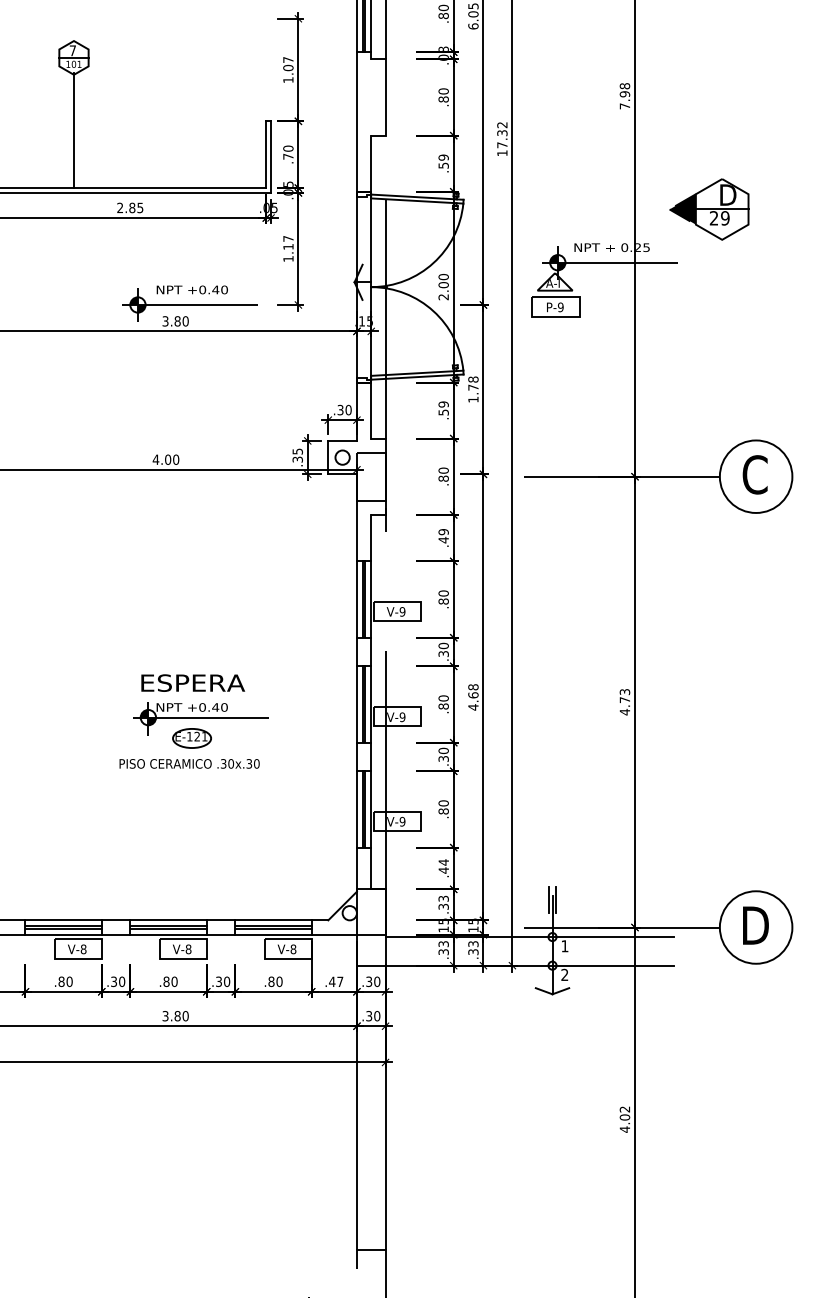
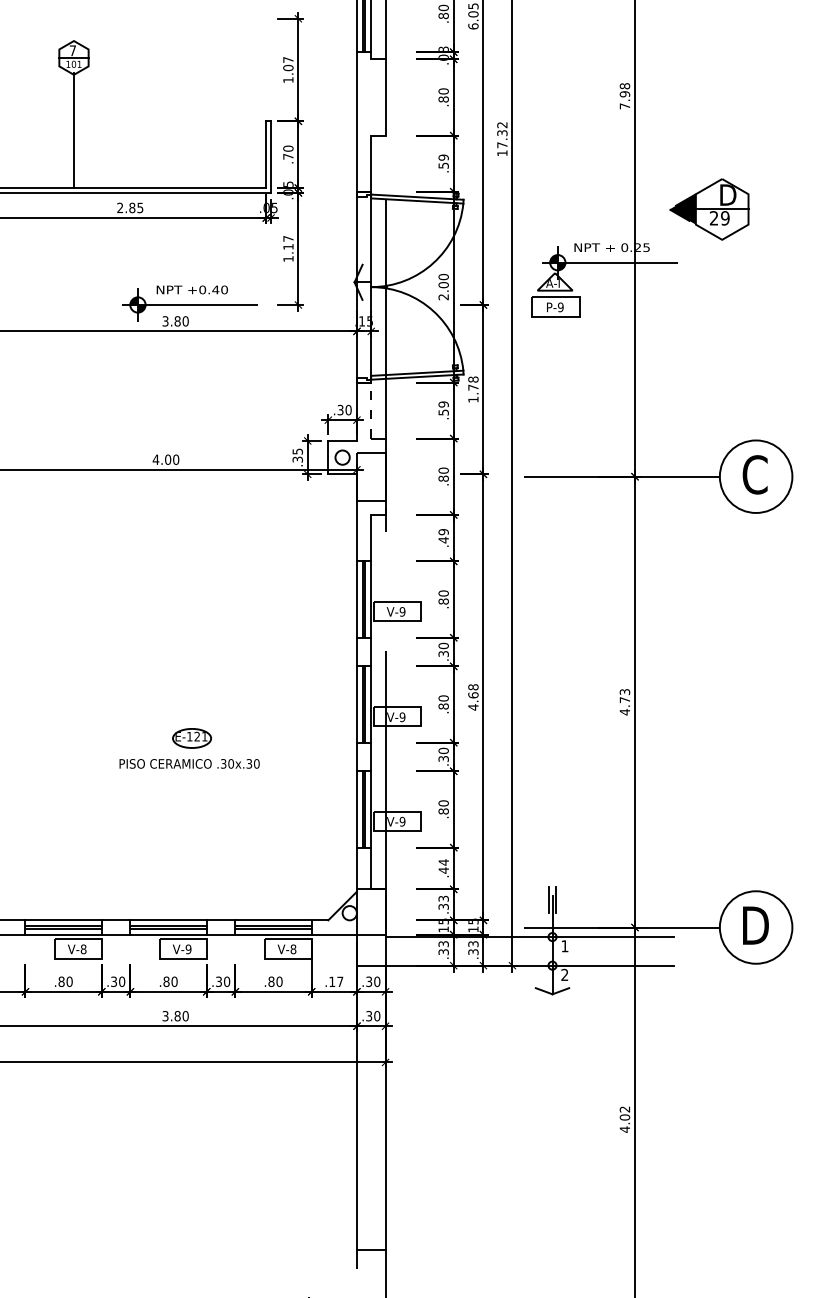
line: solid -> dashed (371, 410)
part: present -> none (200, 704)
text: V-8 -> V-9 (188, 949)
text: .47 -> .17 (332, 981)
